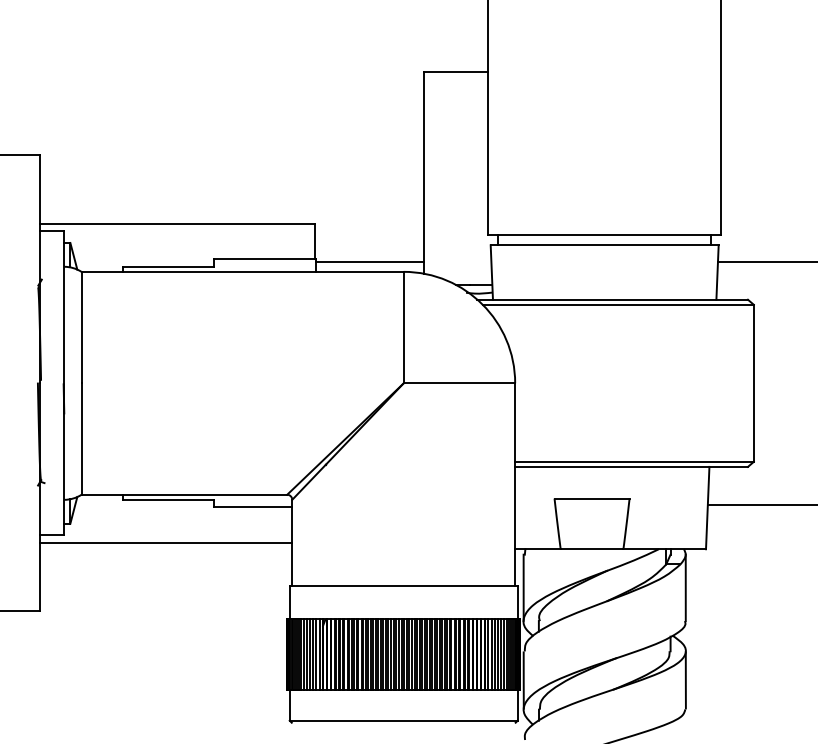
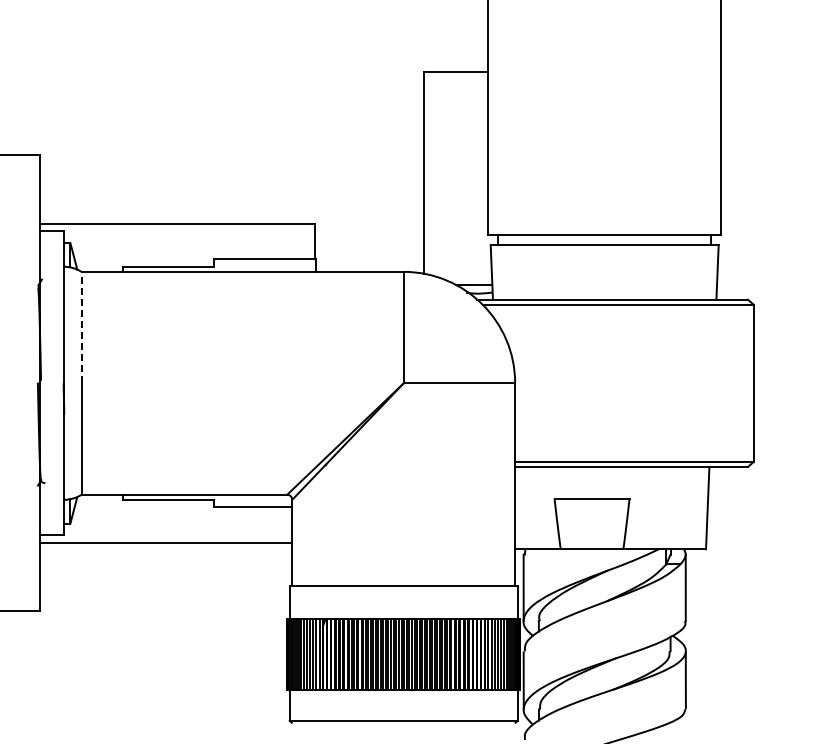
line: present -> none (369, 261)
line: present -> none (765, 261)
line: solid -> dashed (81, 327)
line: present -> none (760, 504)
